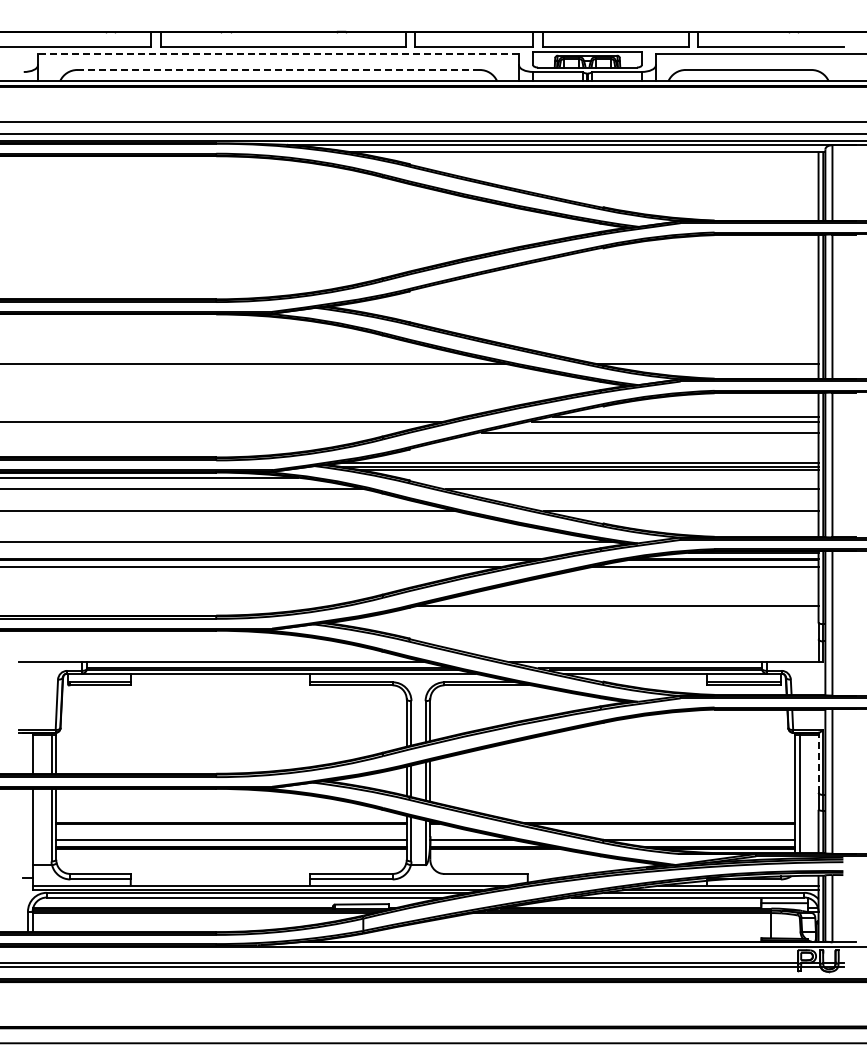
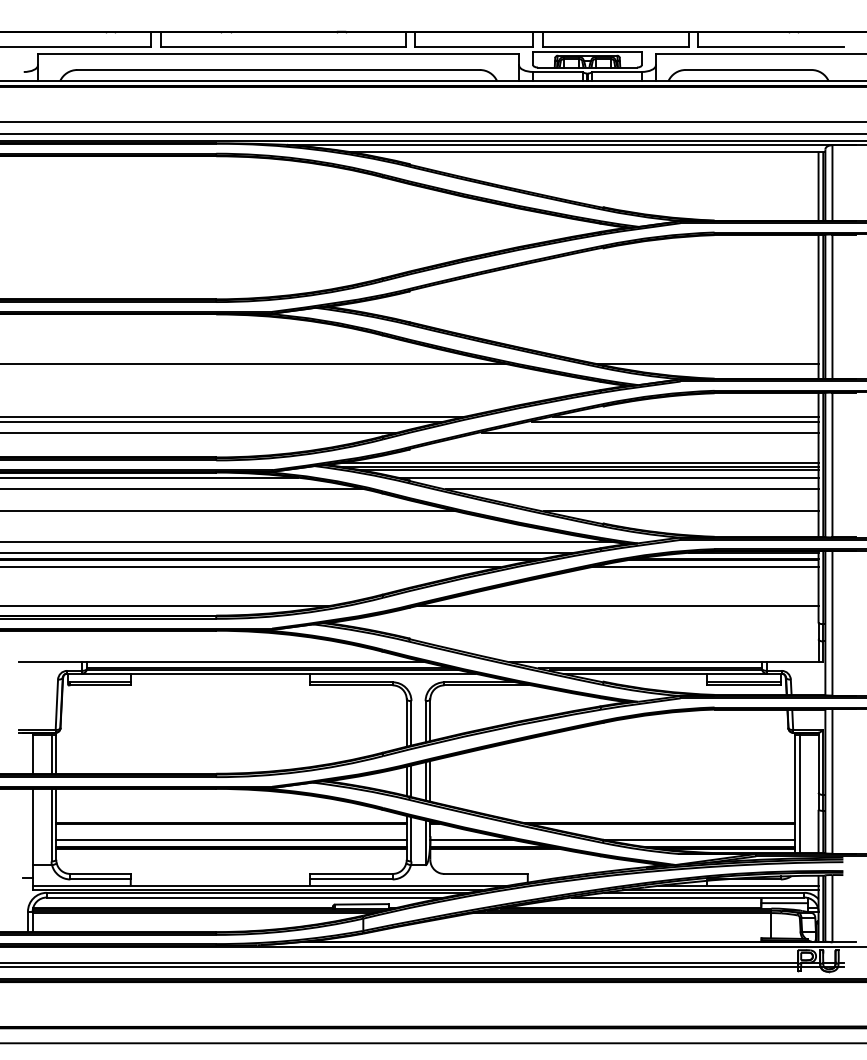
line: dashed -> solid (278, 53)
line: dashed -> solid (278, 69)
line: none -> present (232, 417)
line: none -> present (199, 432)
line: none -> present (607, 477)
line: none -> present (288, 552)
line: none -> present (165, 605)
line: dashed -> solid (818, 762)
